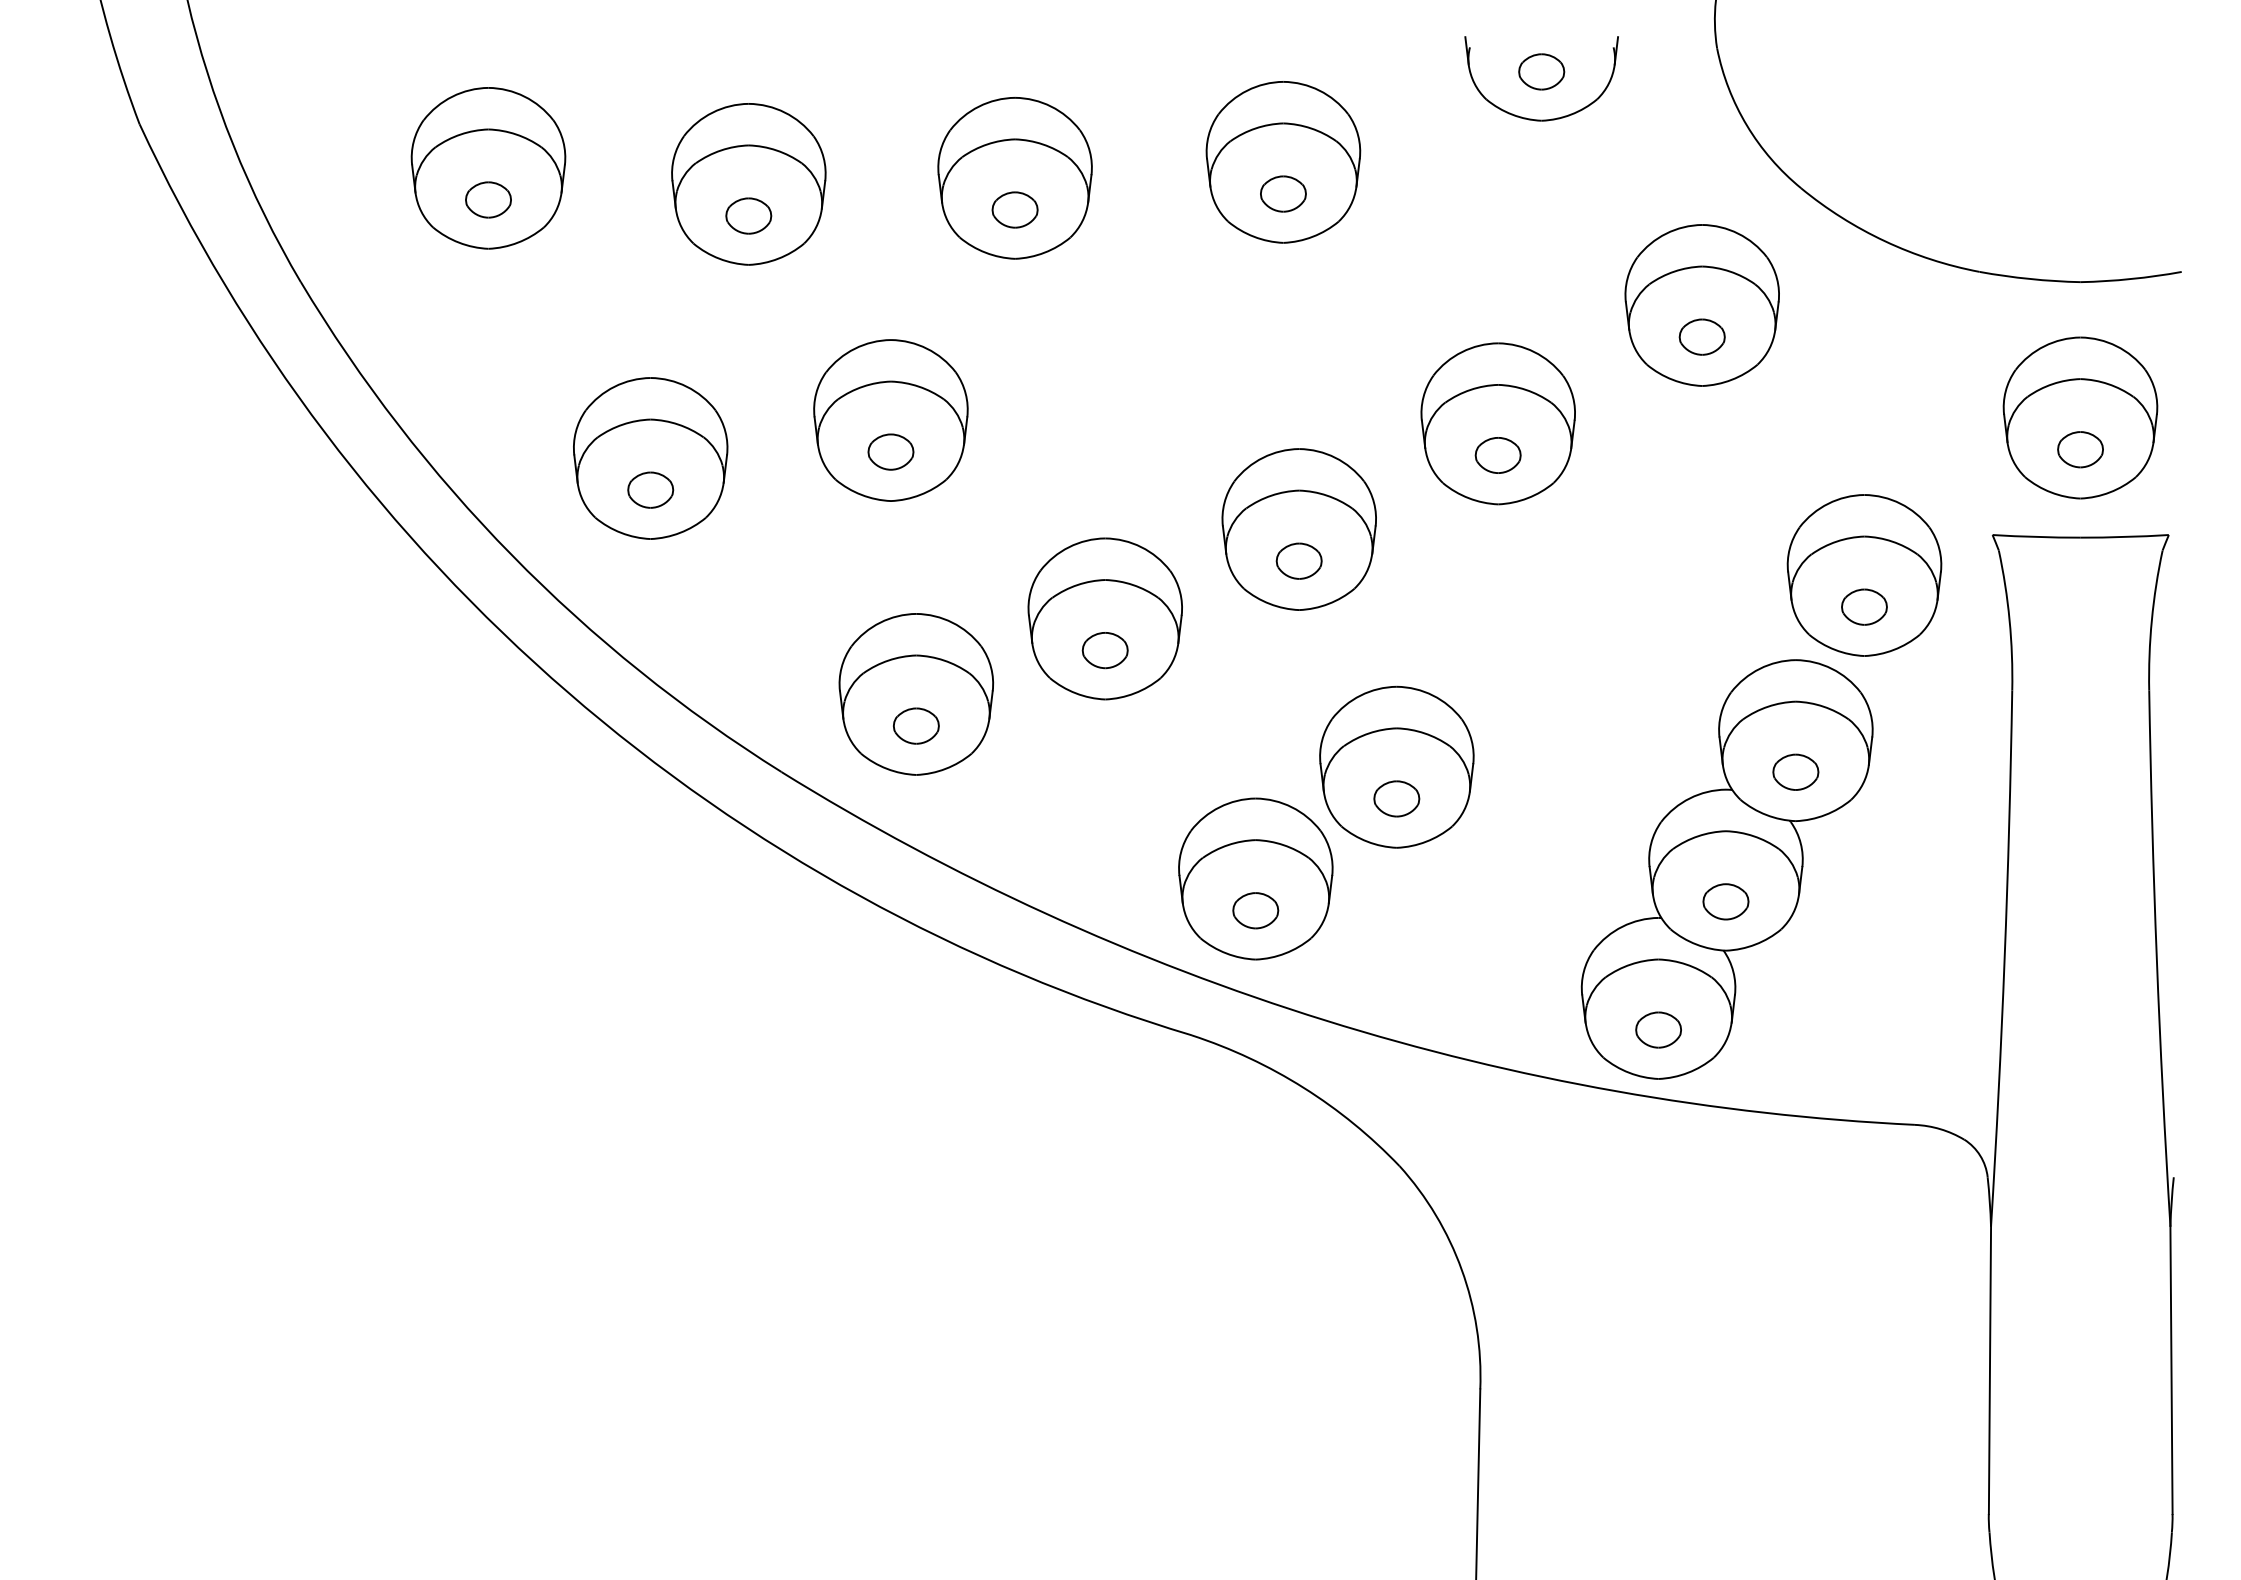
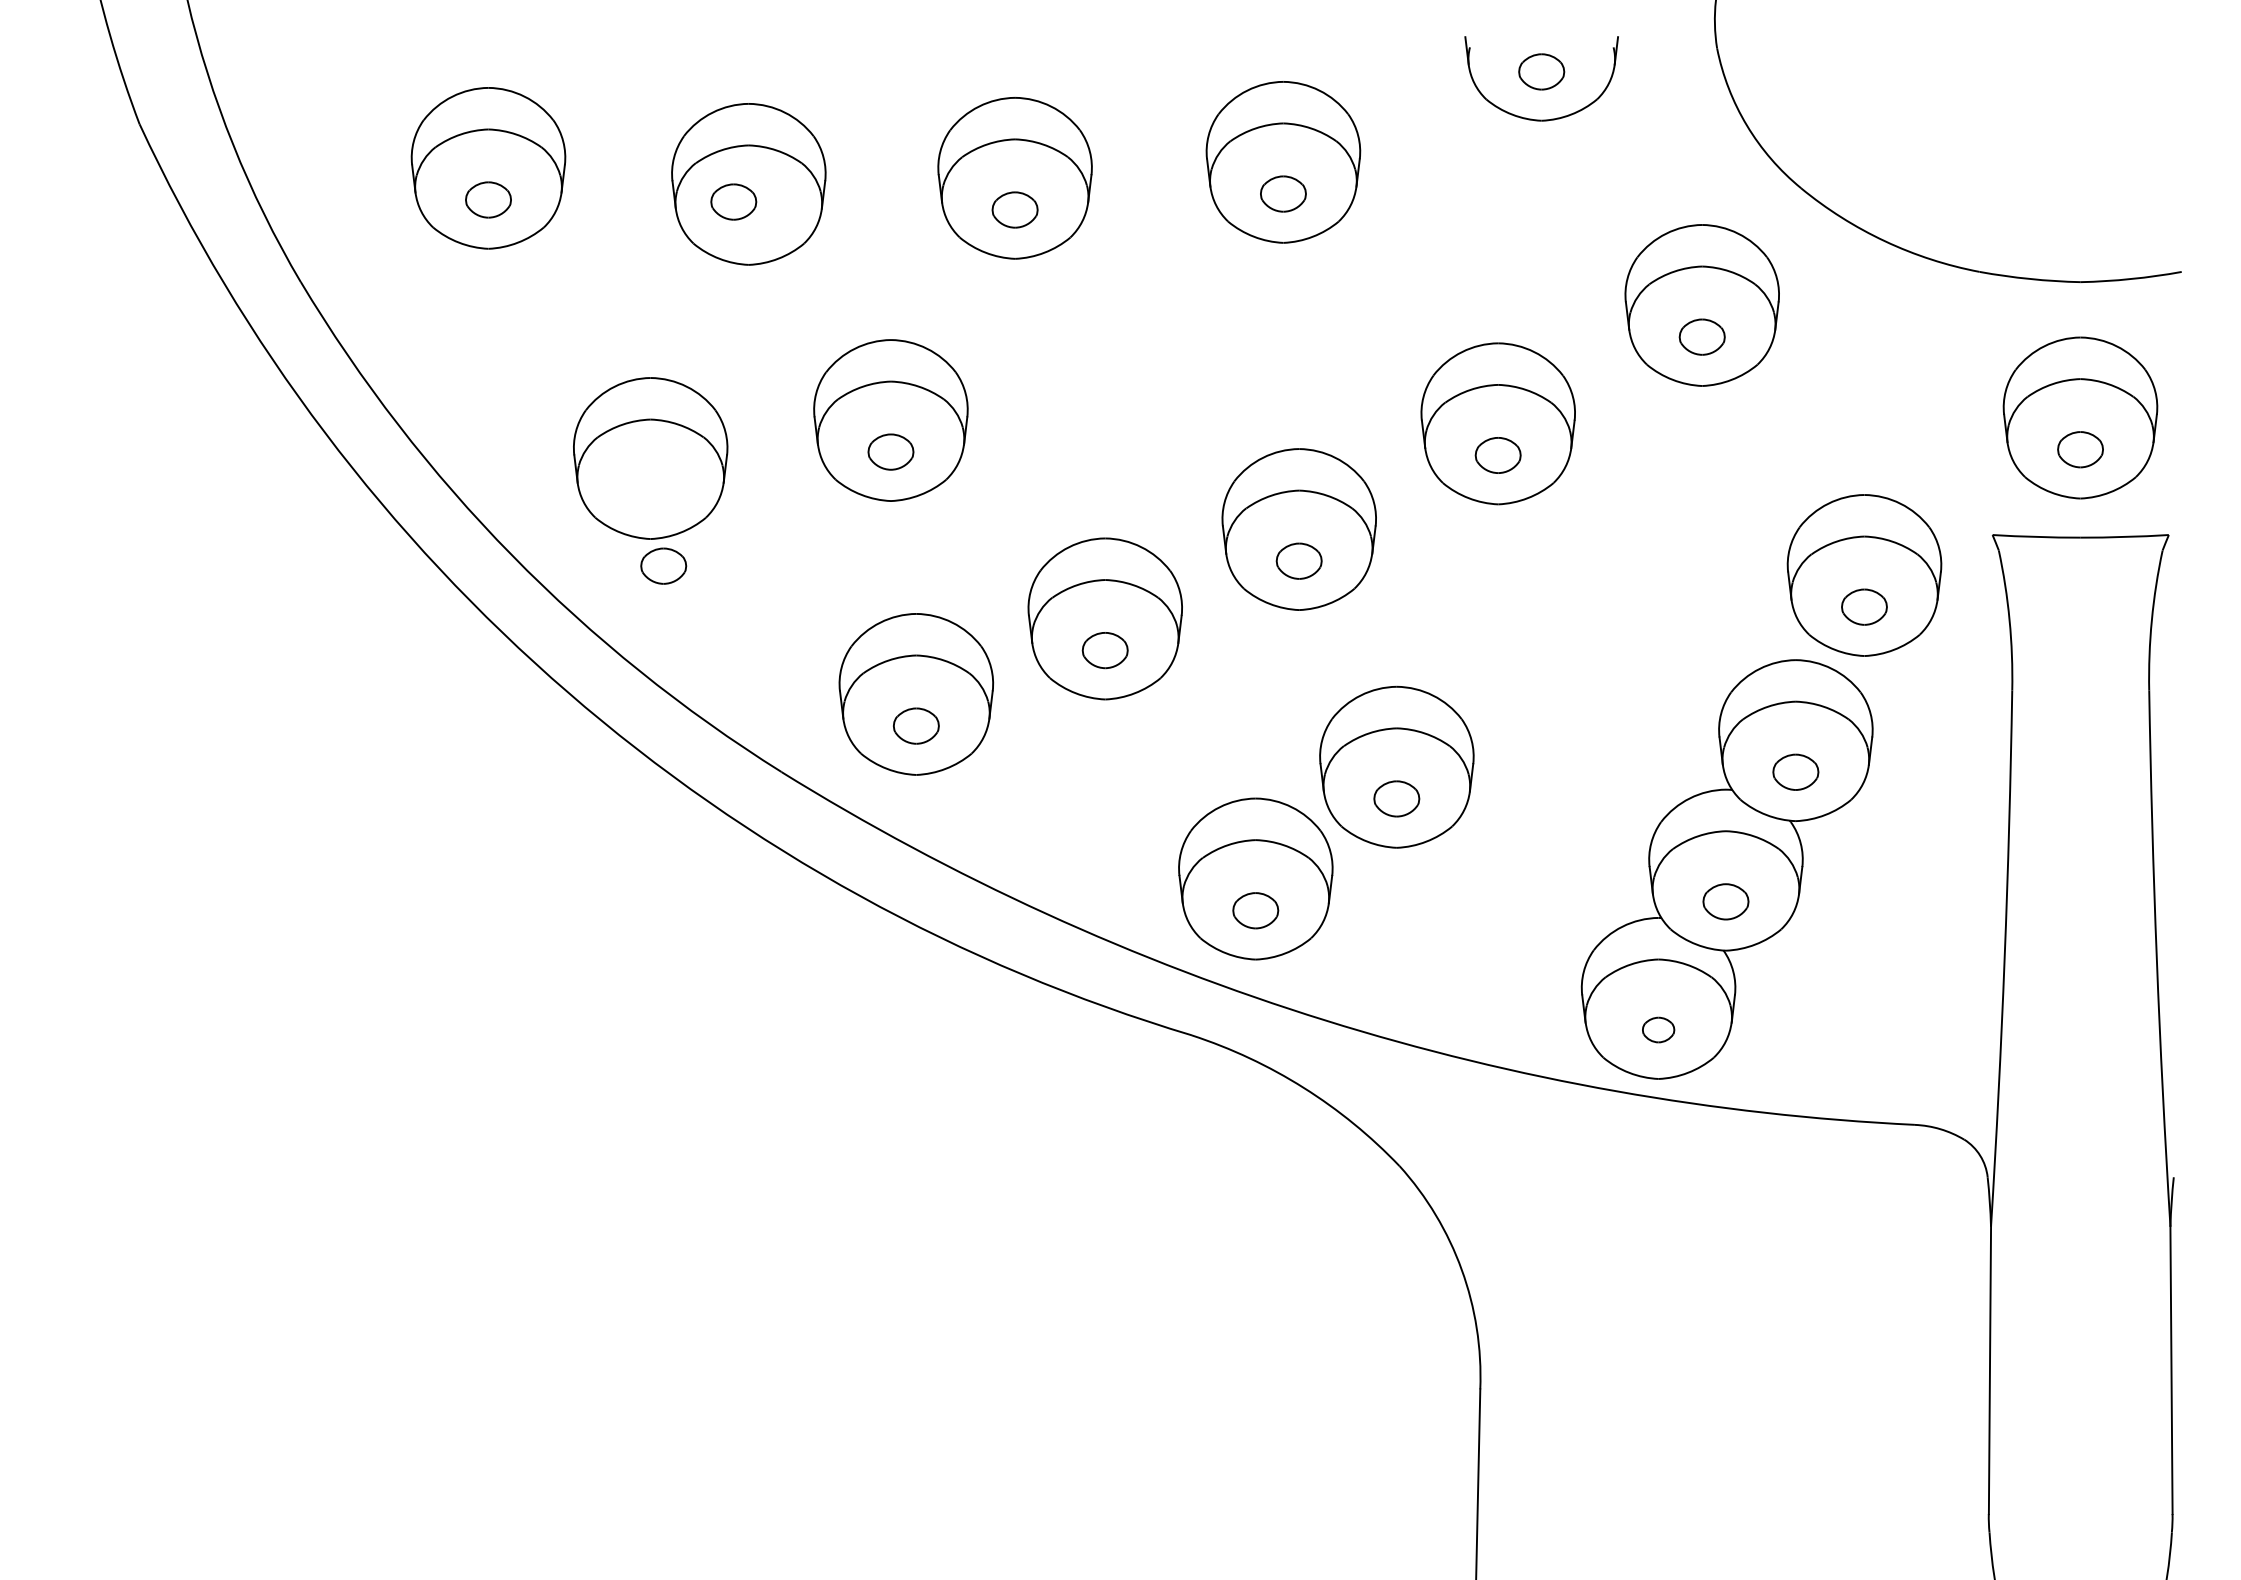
part position: (748, 215) -> (733, 201) (733, 201)
part position: (650, 489) -> (663, 565) (663, 565)
part size: 47x38 px -> 34x28 px (1658, 1029)
